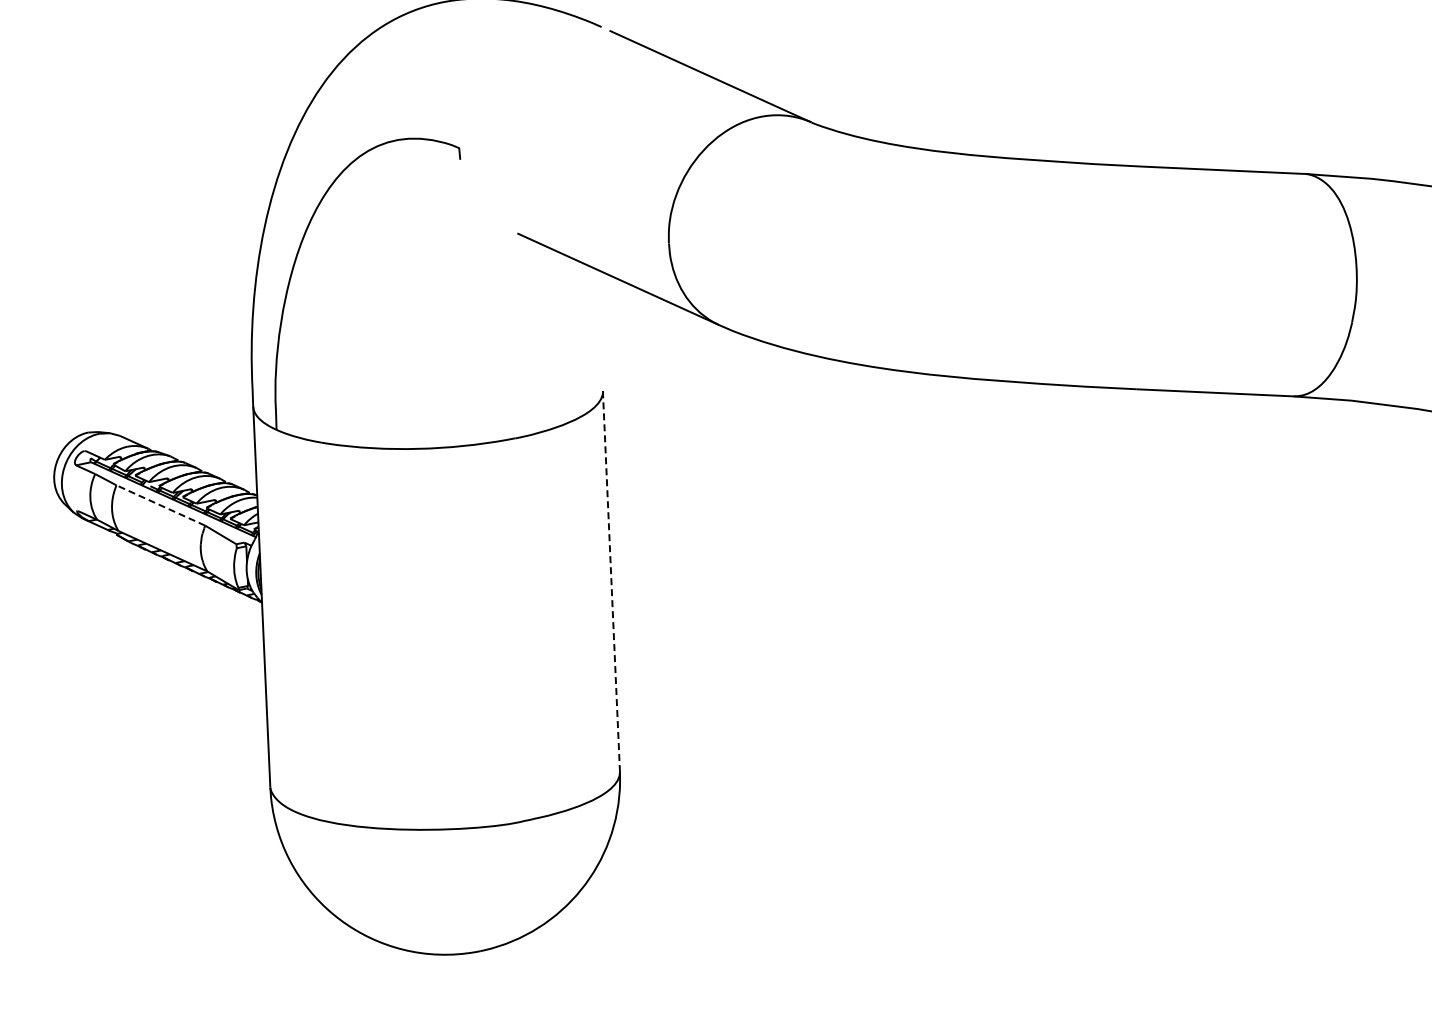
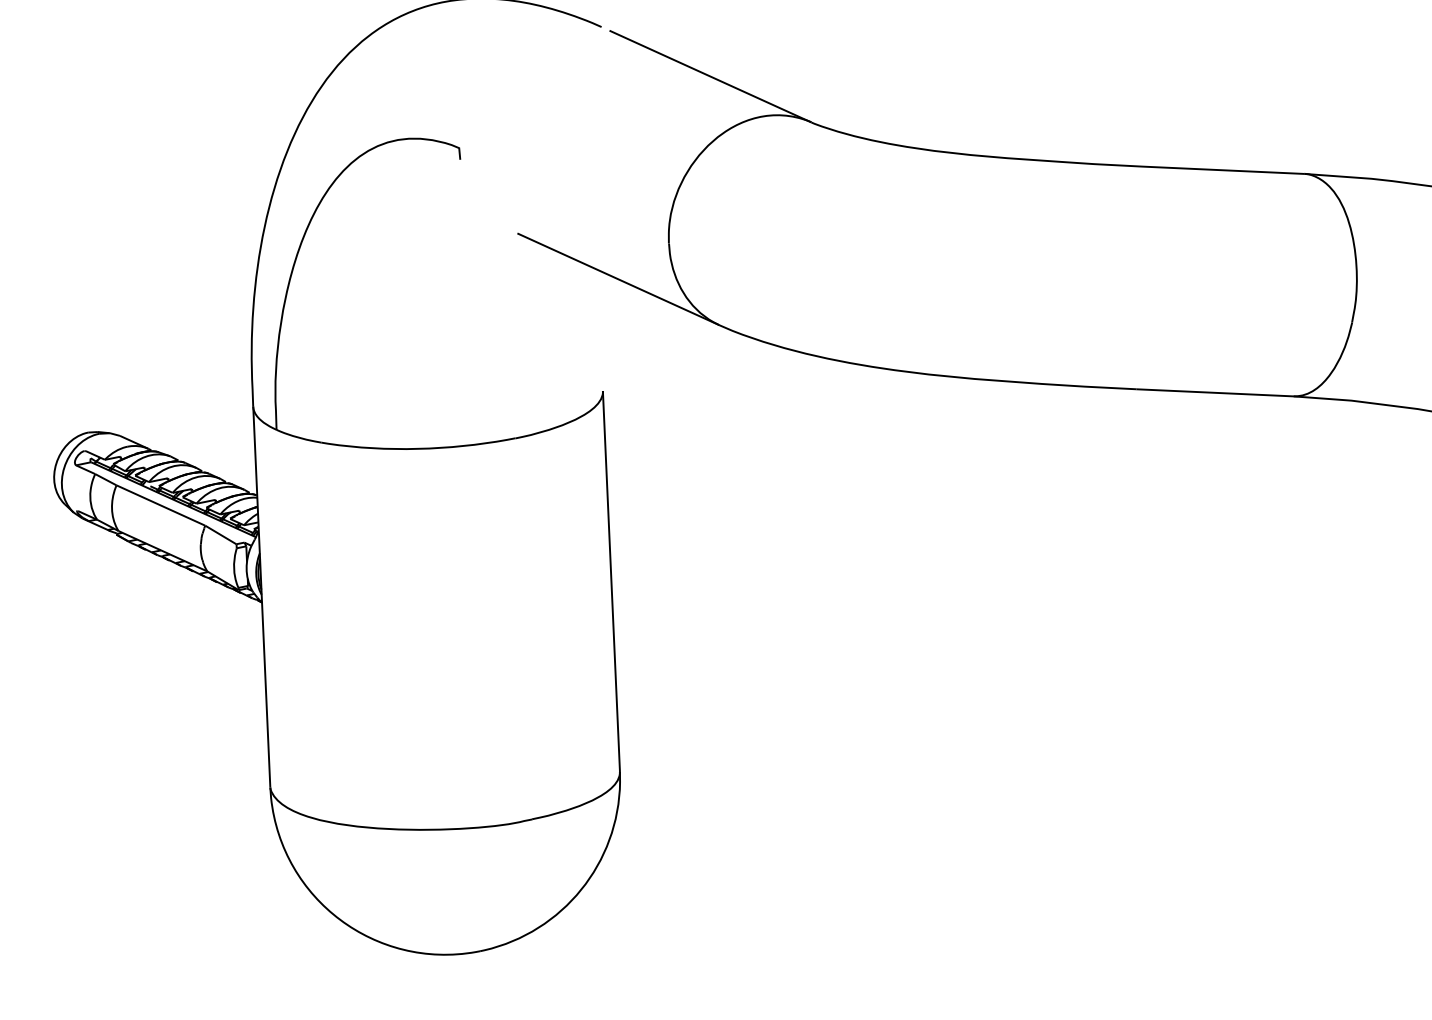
line: dashed -> solid (160, 505)
line: dashed -> solid (611, 581)
